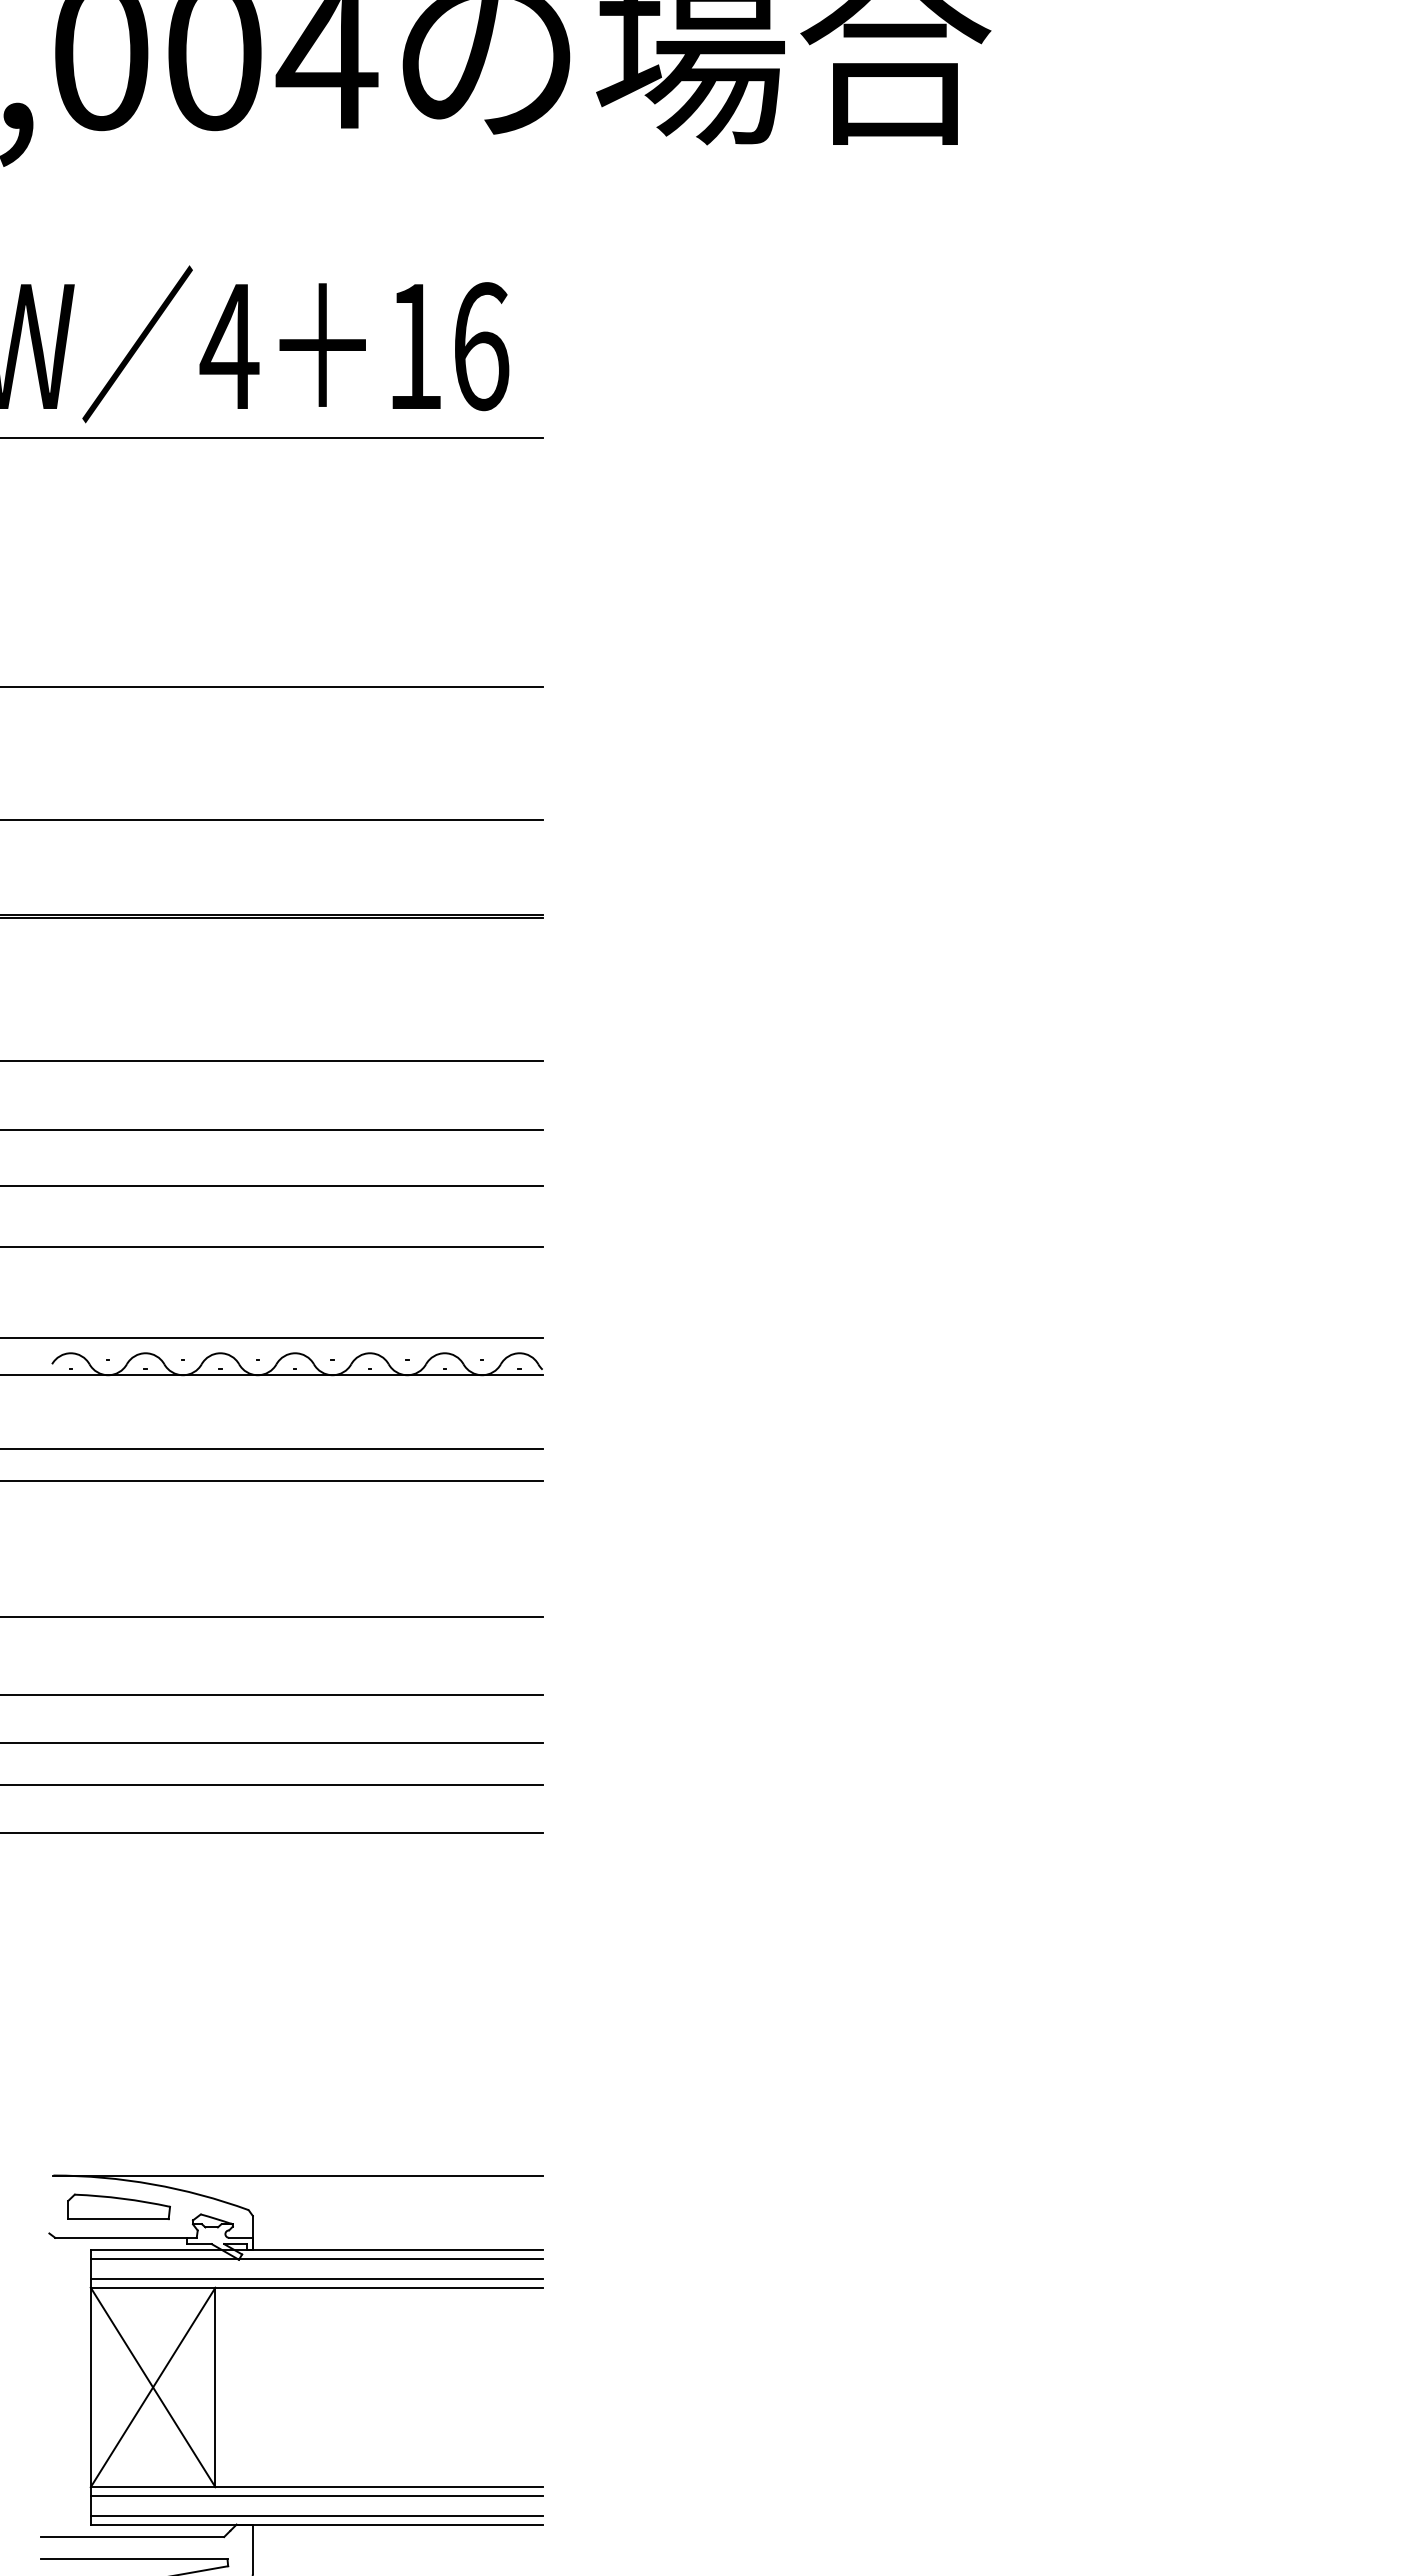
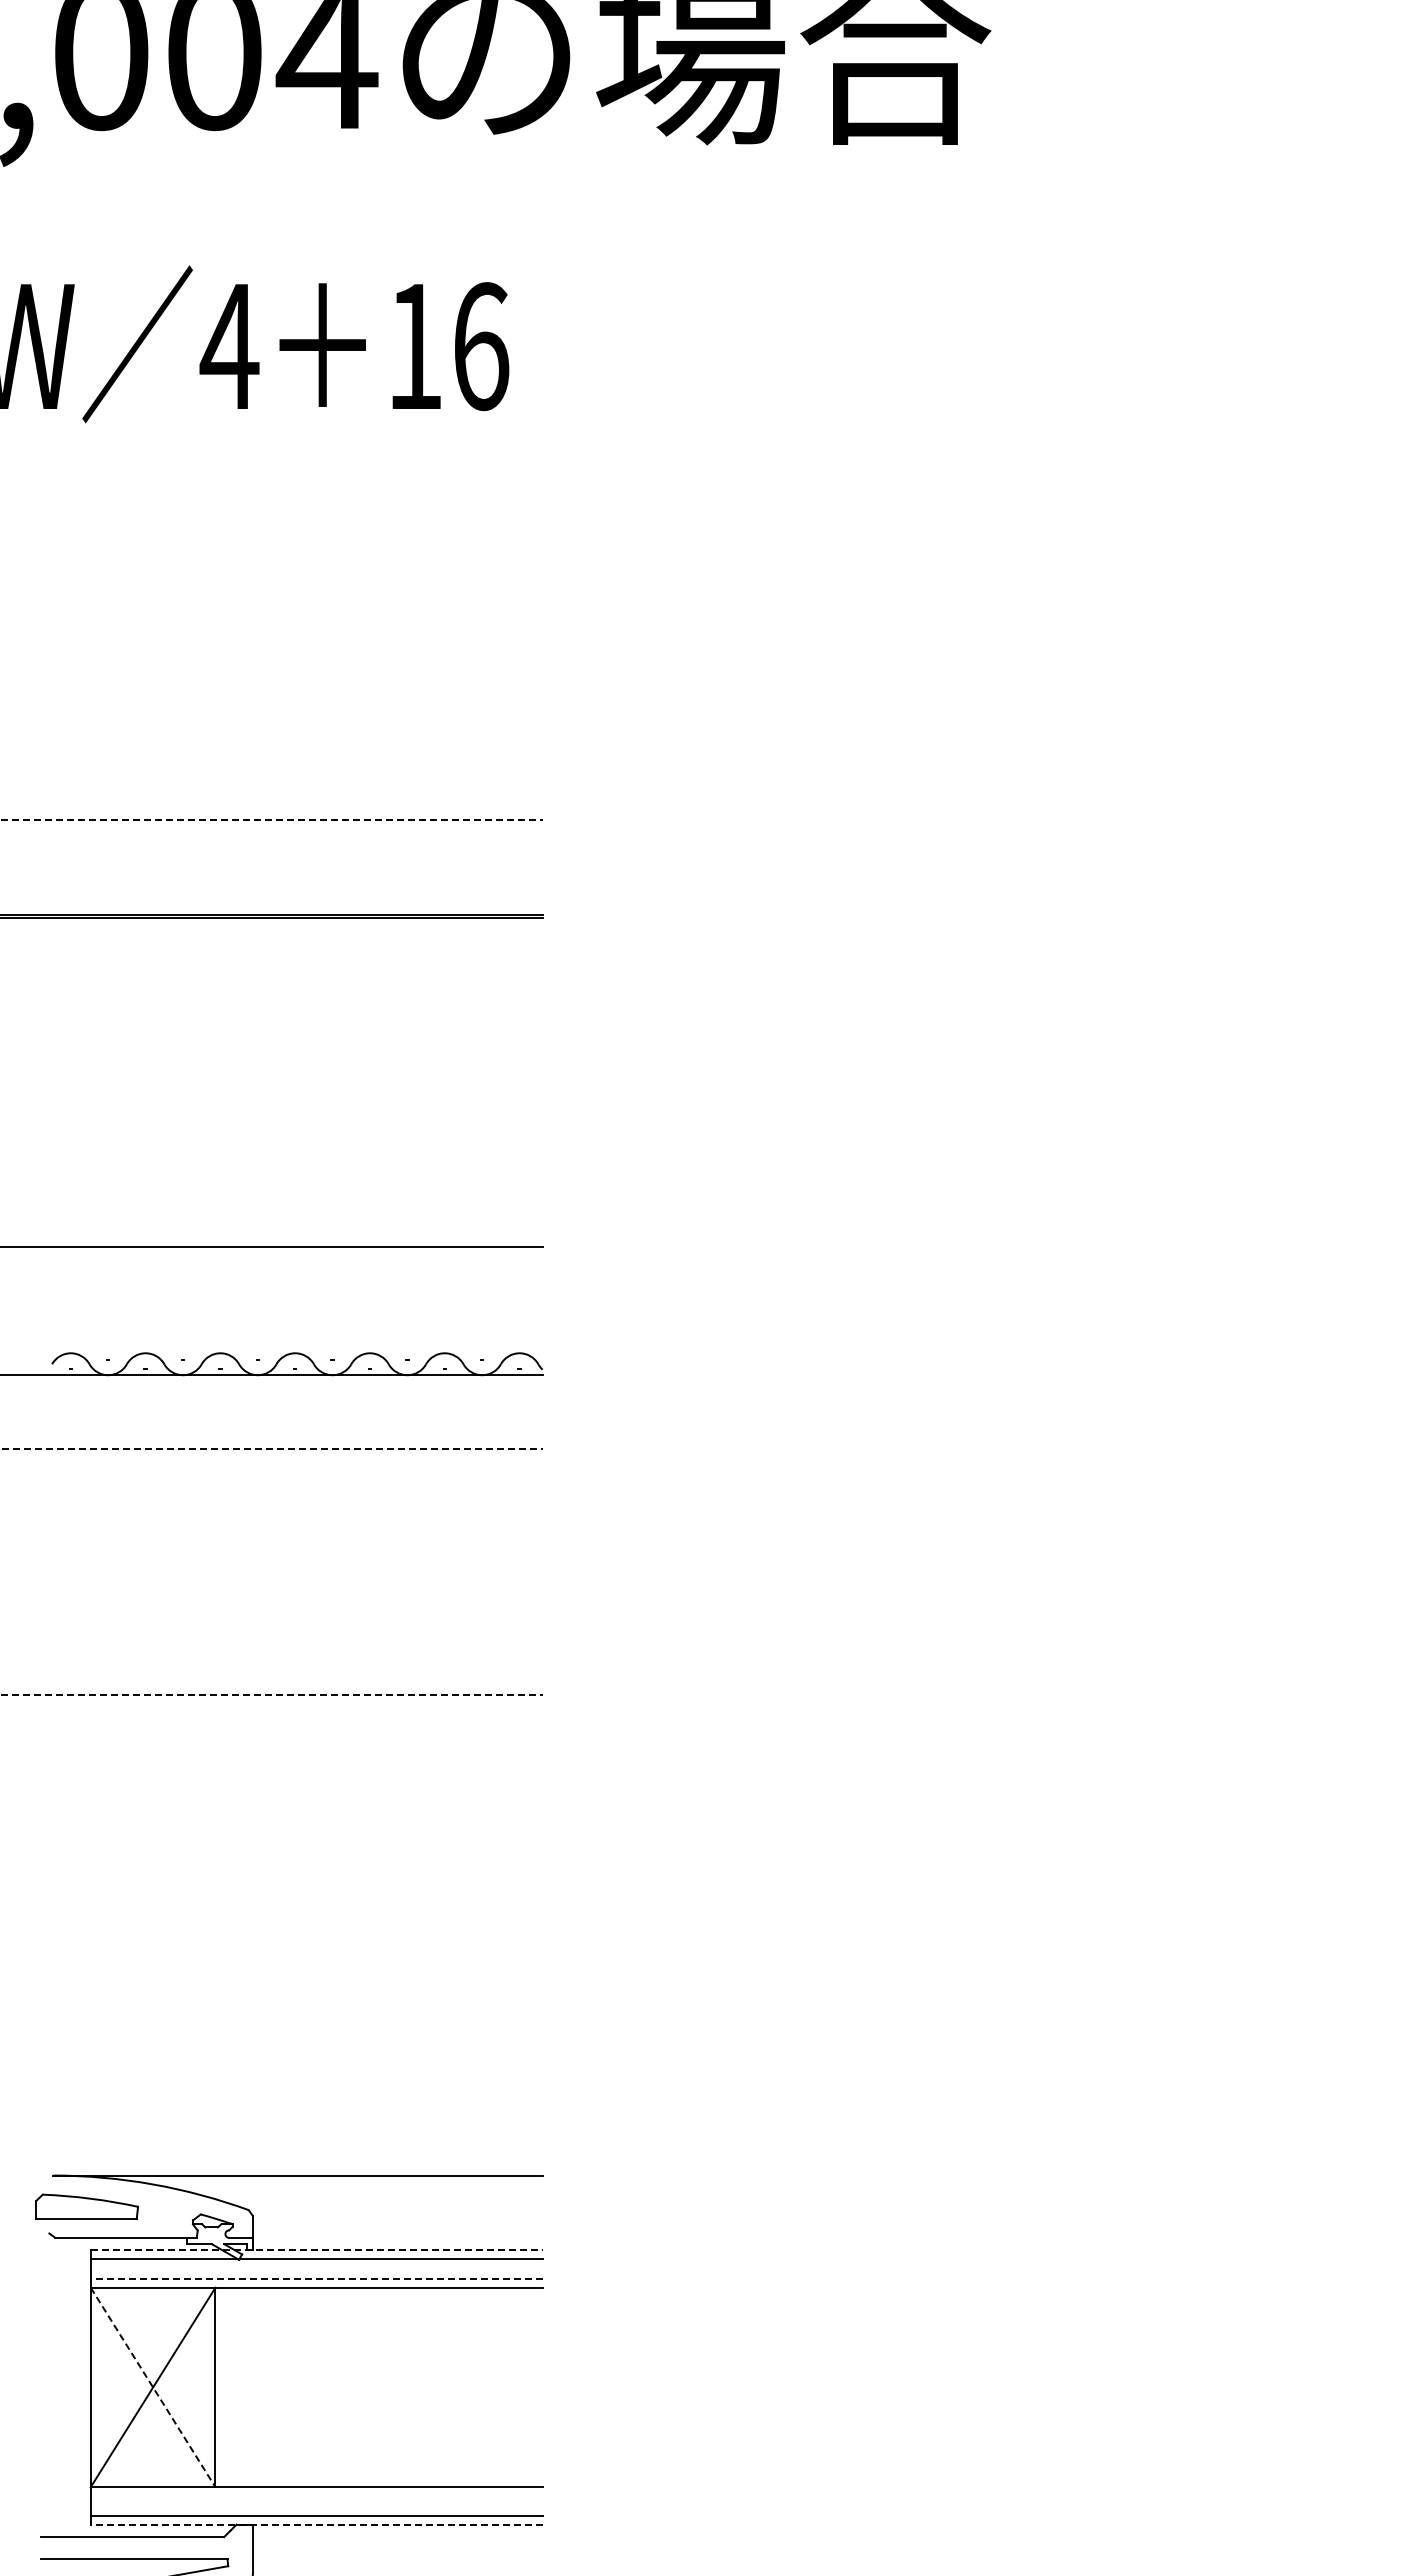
line: present -> none (272, 437)
line: present -> none (272, 686)
line: solid -> dashed (271, 820)
line: present -> none (272, 1060)
line: present -> none (272, 1129)
line: present -> none (272, 1185)
line: present -> none (272, 1337)
line: solid -> dashed (271, 1448)
line: present -> none (272, 1481)
line: present -> none (272, 1617)
line: solid -> dashed (271, 1695)
line: present -> none (272, 1742)
line: present -> none (272, 1785)
line: present -> none (272, 1832)
part position: (118, 2206) -> (86, 2206) (86, 2206)
line: solid -> dashed (316, 2250)
line: solid -> dashed (316, 2279)
line: solid -> dashed (153, 2387)
line: present -> none (316, 2495)
line: solid -> dashed (316, 2524)
